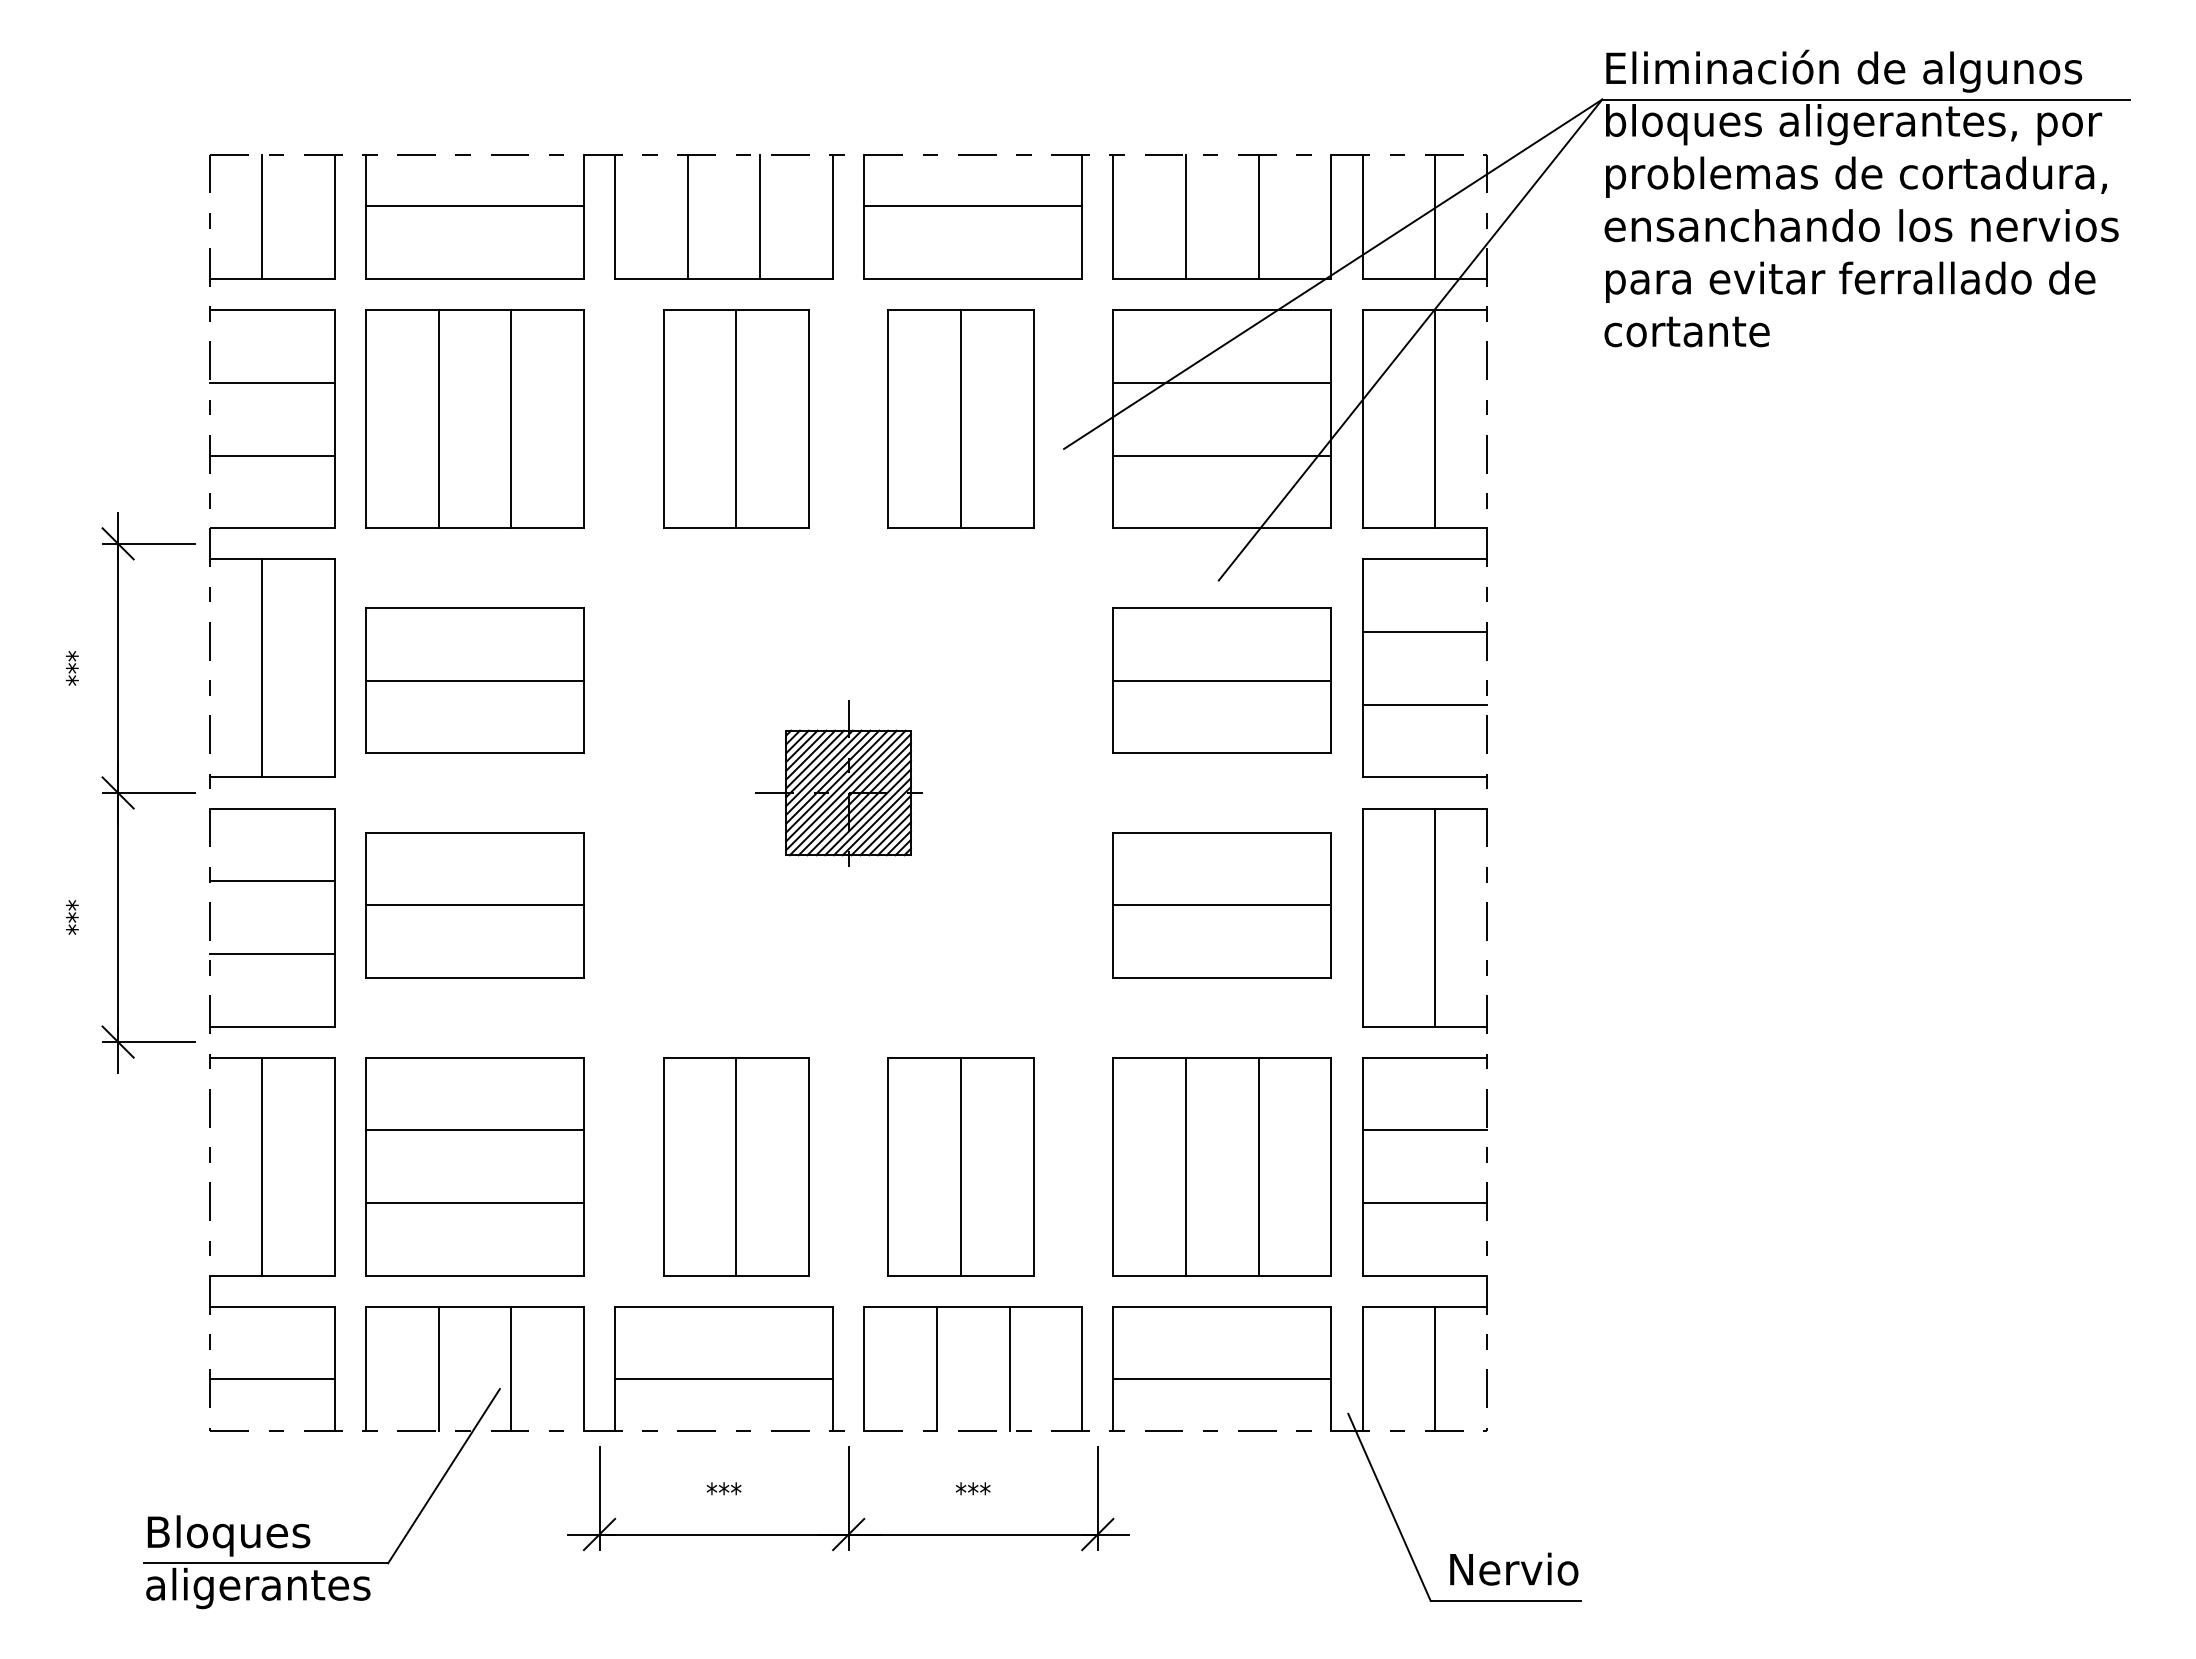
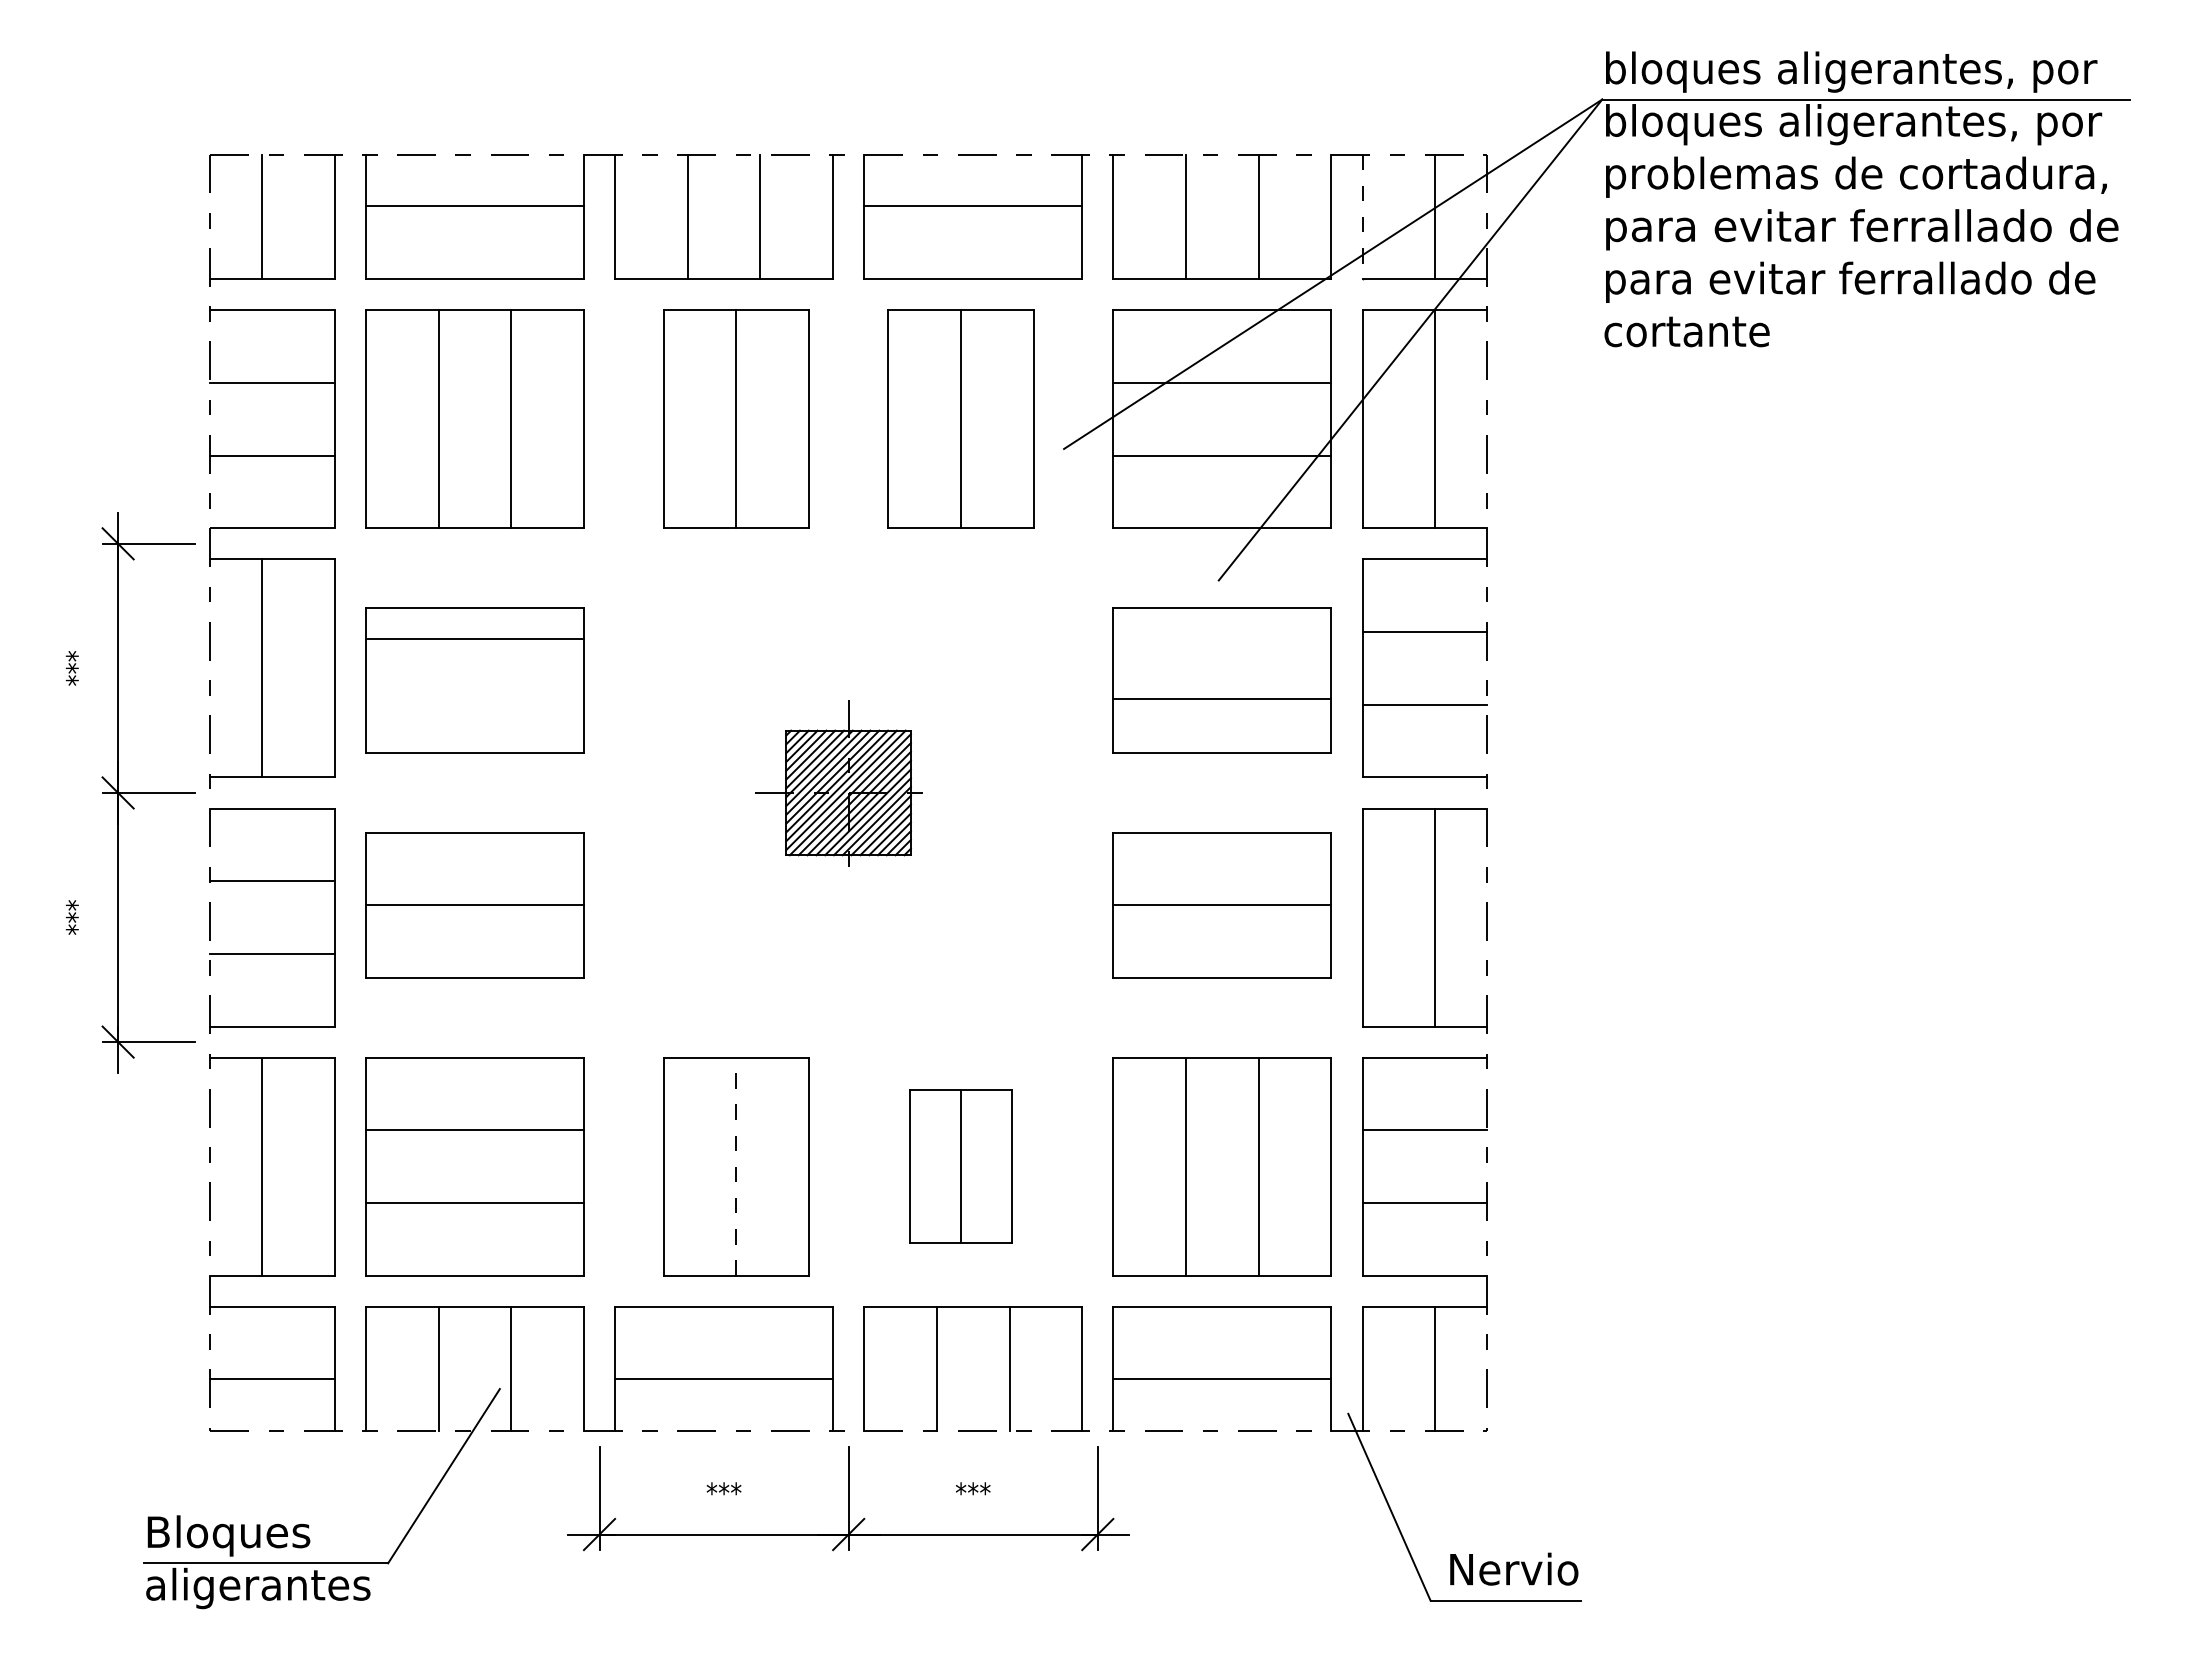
text: Eliminación de algunos -> bloques aligerantes, por (1851, 70)
line: solid -> dashed (1362, 217)
text: ensanchando los nervios -> para evitar ferrallado de (1861, 229)
line position: (474, 680) -> (474, 638) (474, 638)
line position: (1222, 680) -> (1222, 698) (1222, 698)
line: solid -> dashed (736, 1166)
part size: 148x220 px -> 104x155 px (960, 1166)
